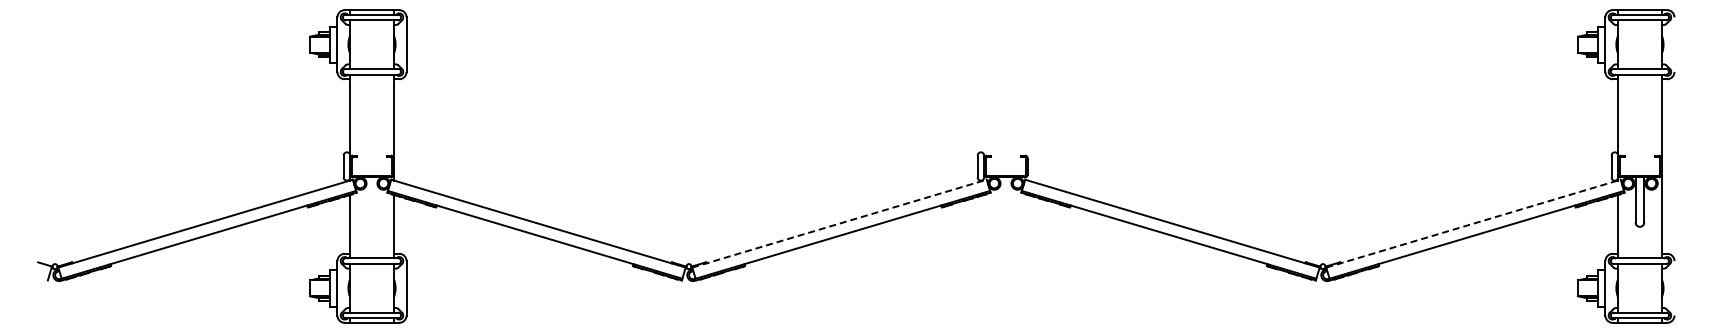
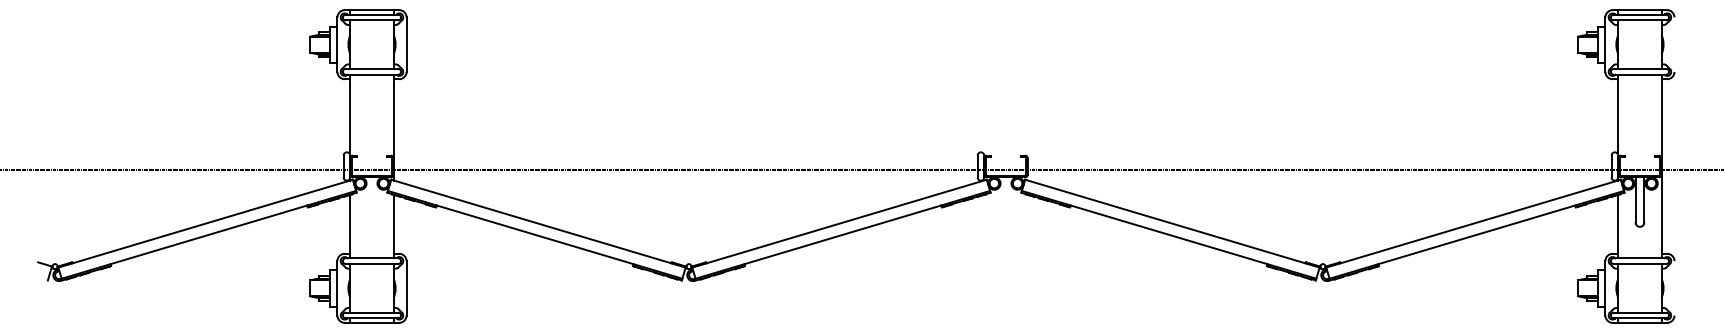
line: none -> present (861, 170)
line: dashed -> solid (839, 223)
line: dashed -> solid (1473, 223)
